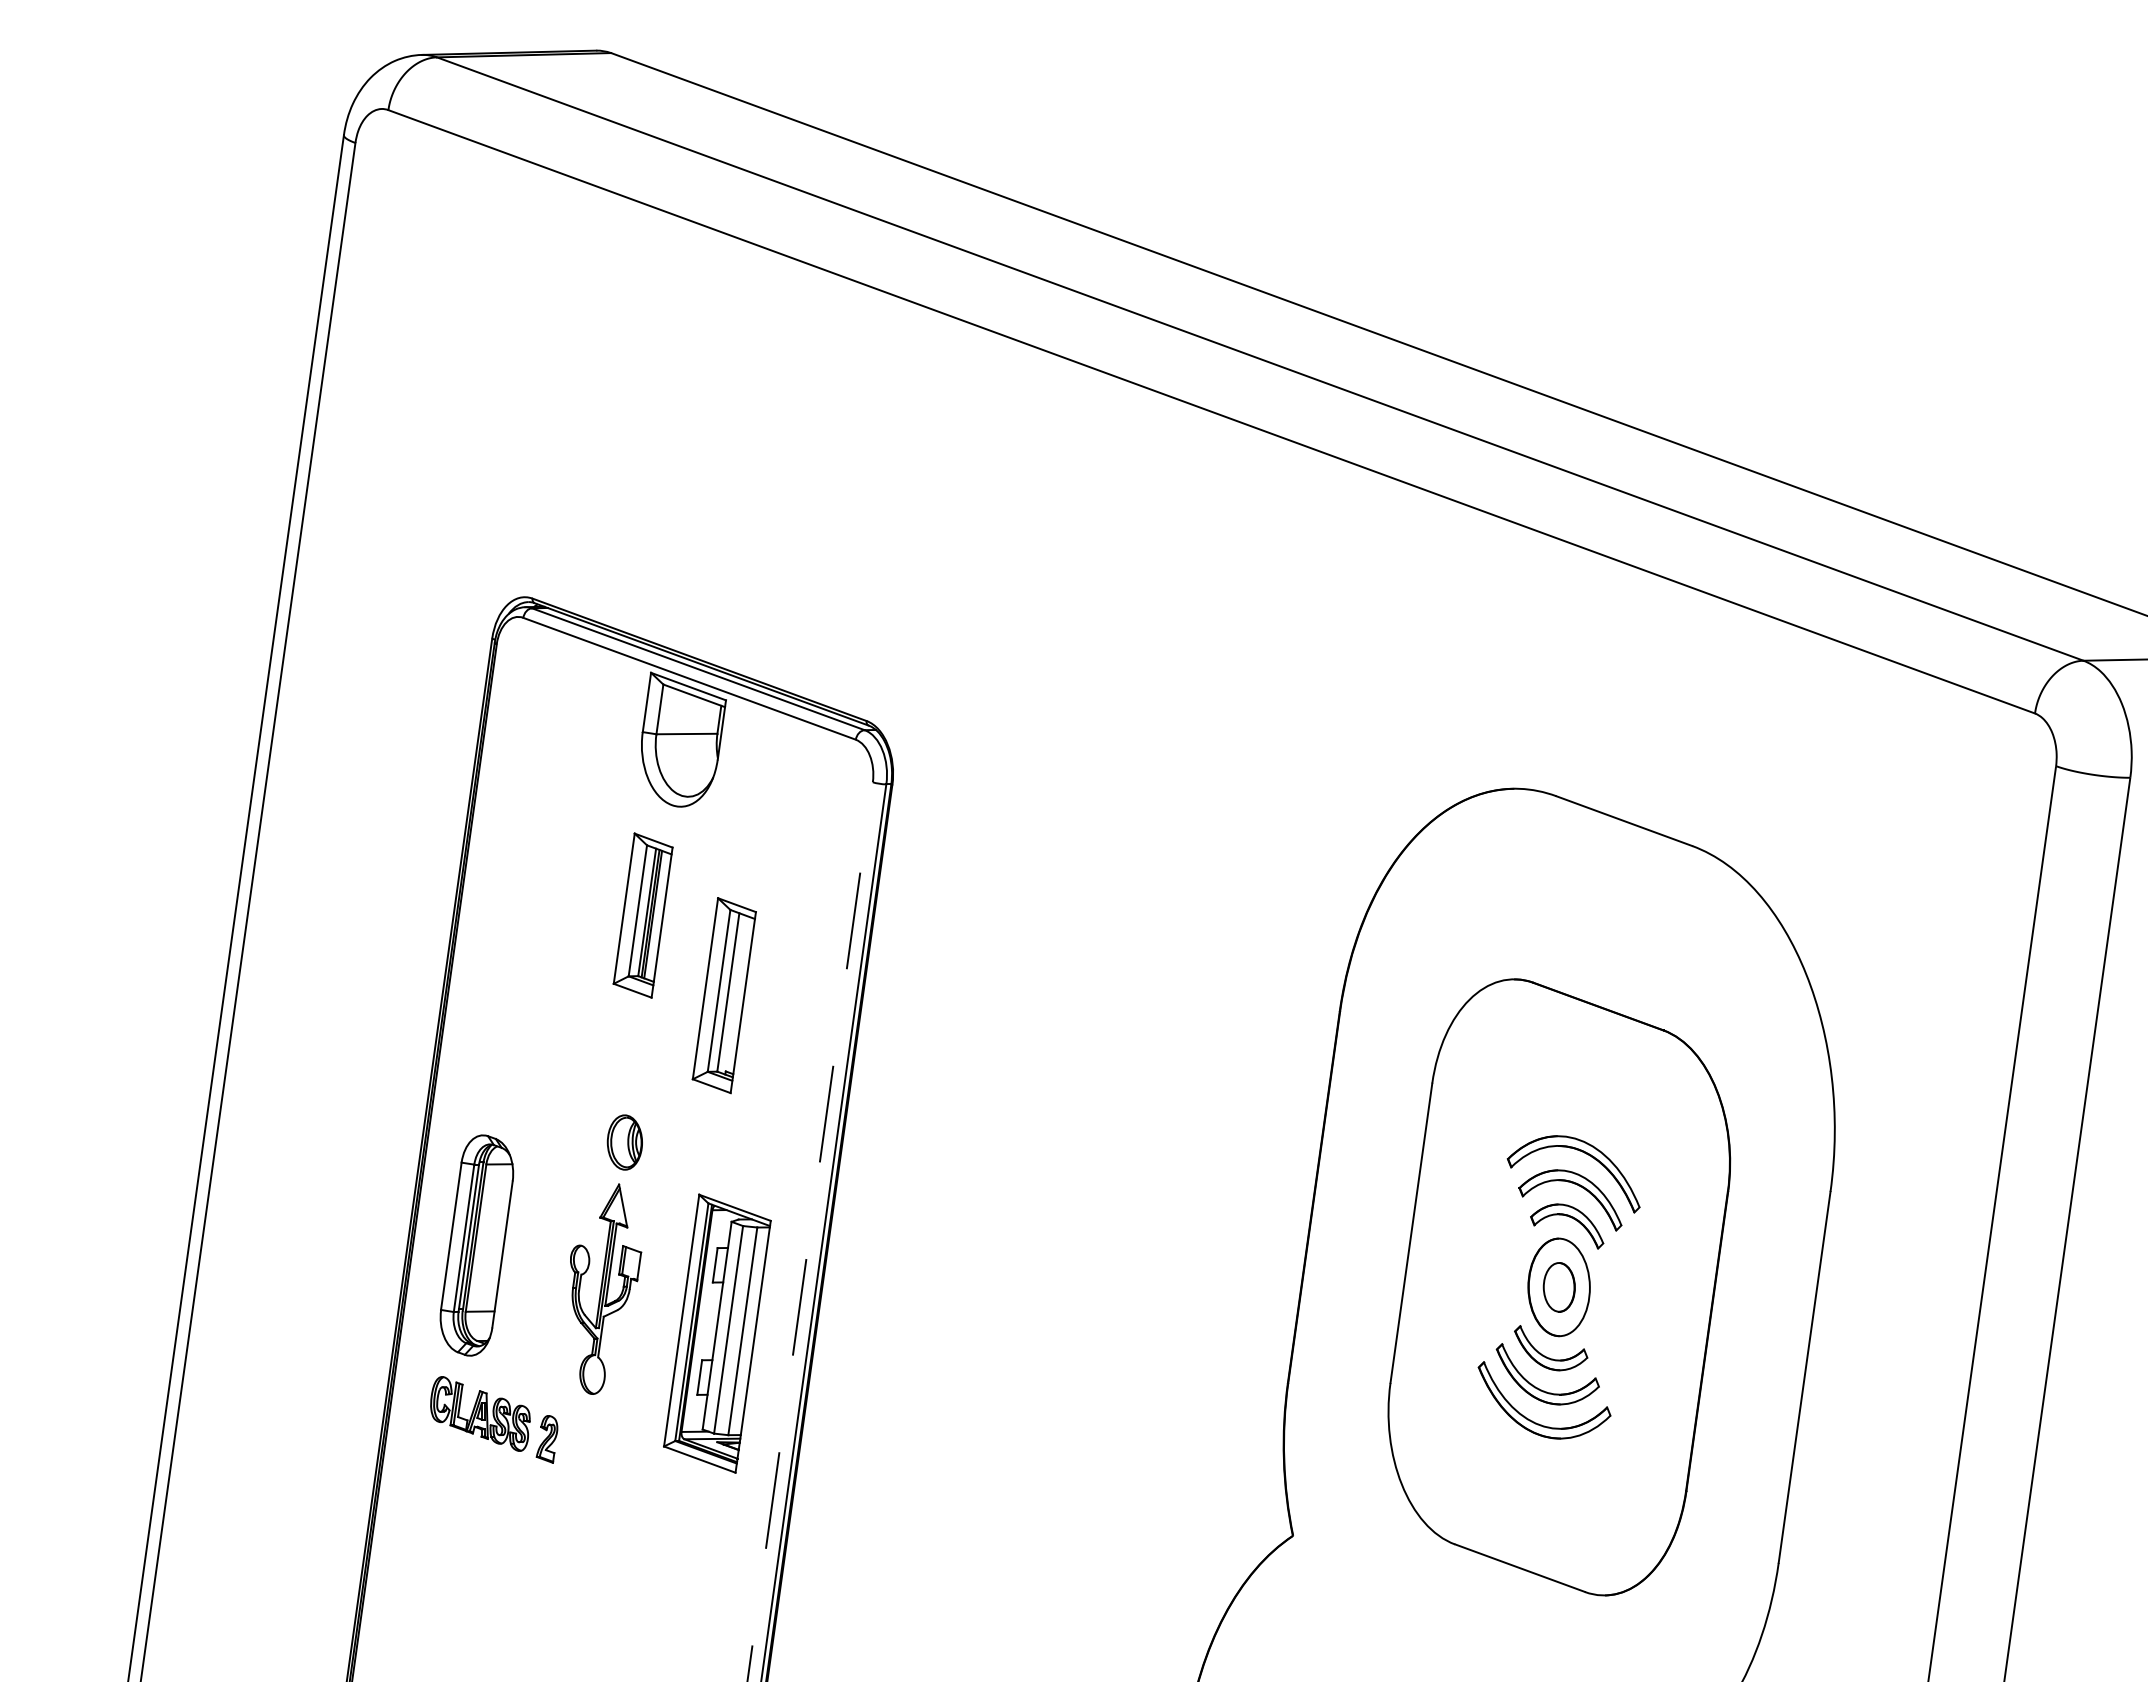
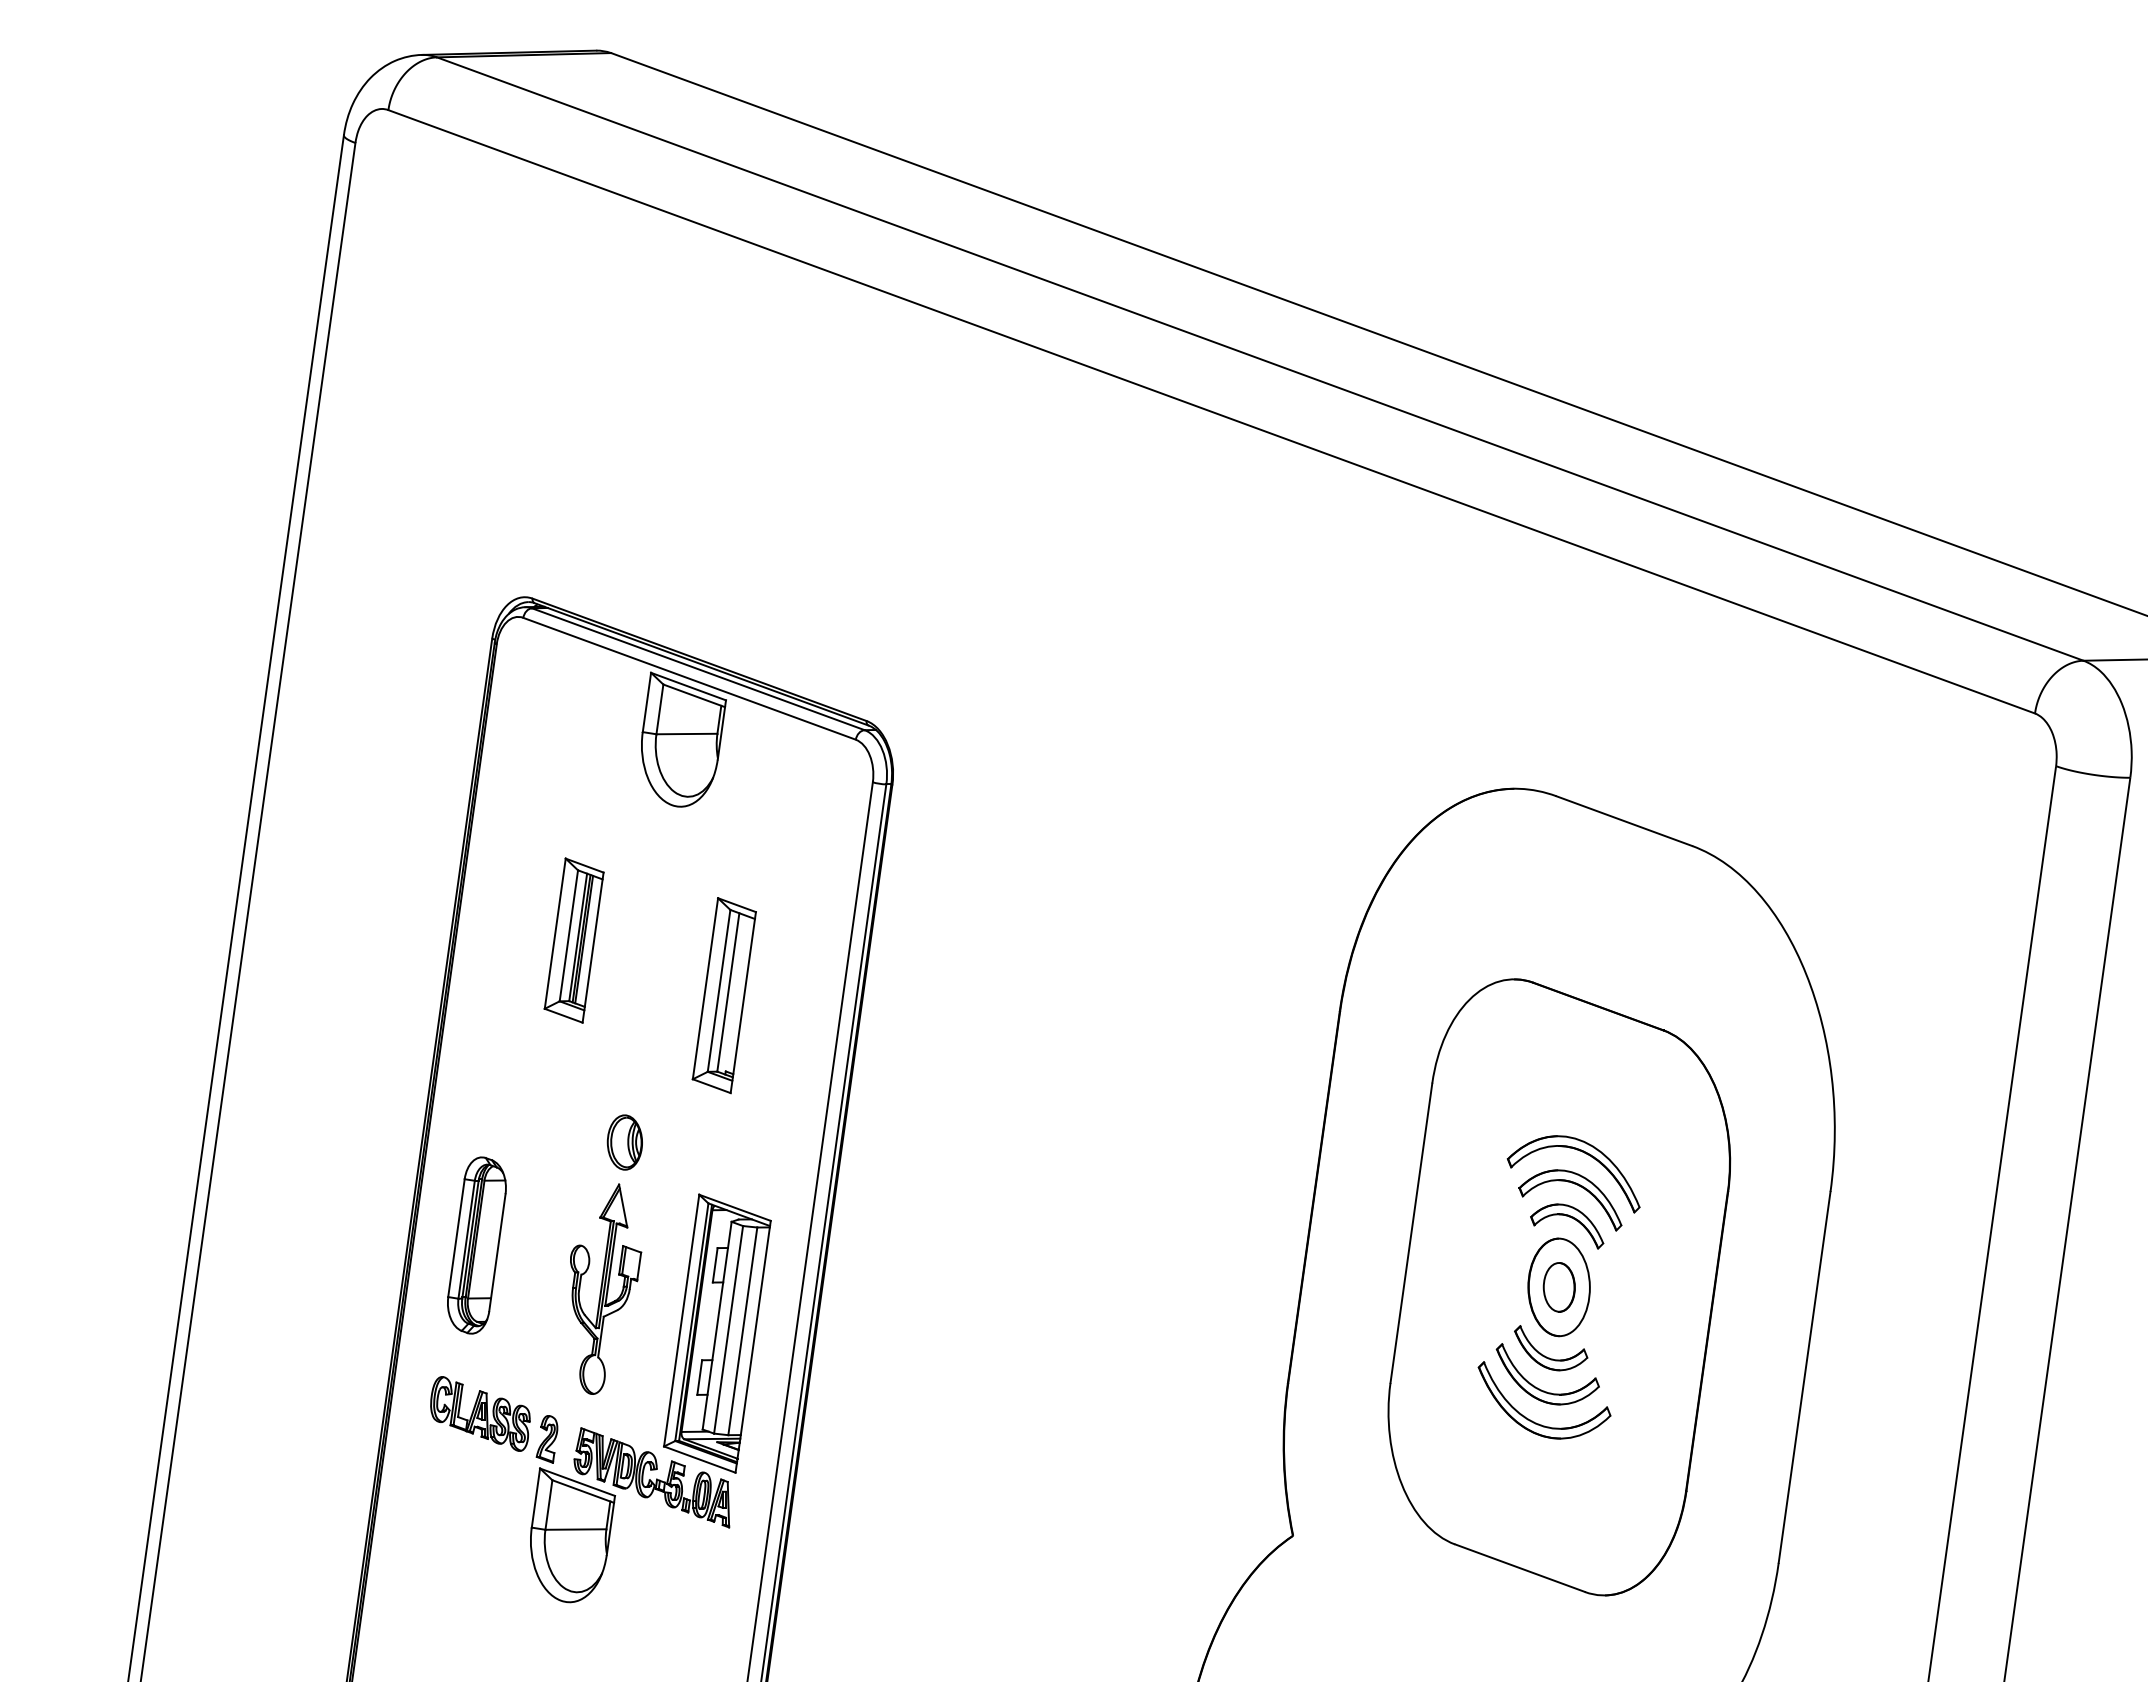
part position: (642, 915) -> (573, 940) (573, 940)
line: dashed -> solid (810, 1231)
part size: 76x223 px -> 60x179 px (476, 1245)
part: none -> present (613, 1515)
